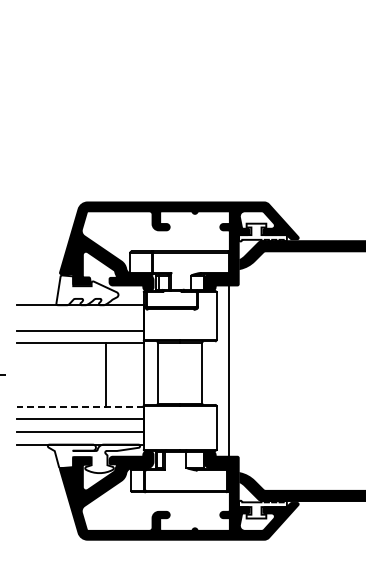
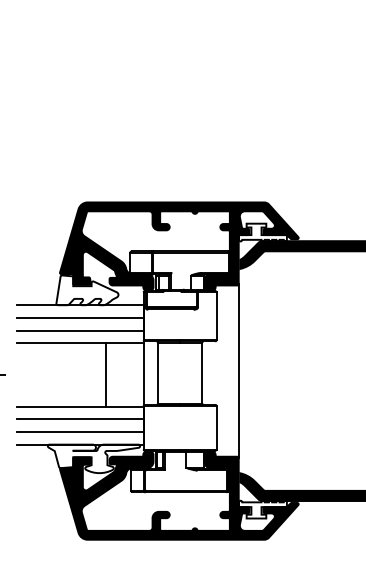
line: none -> present (79, 317)
line position: (228, 371) -> (238, 371) (238, 371)
line: dashed -> solid (79, 406)
